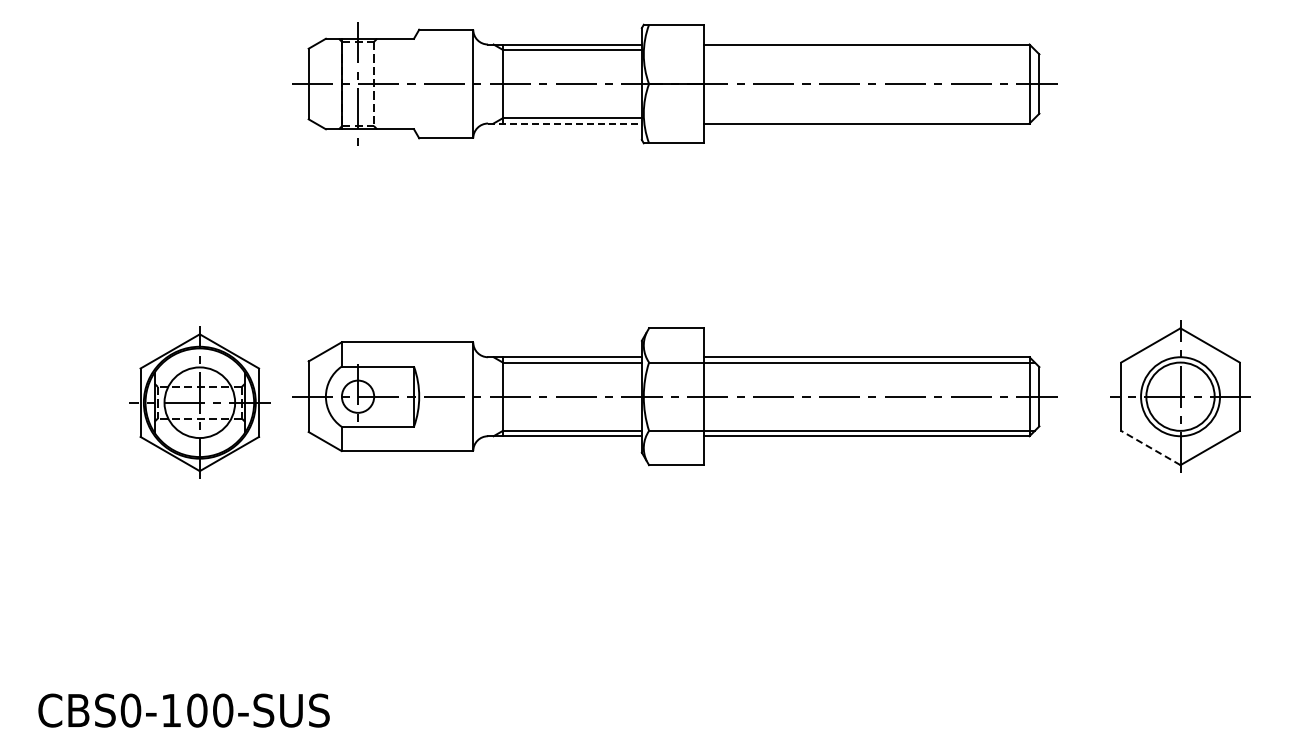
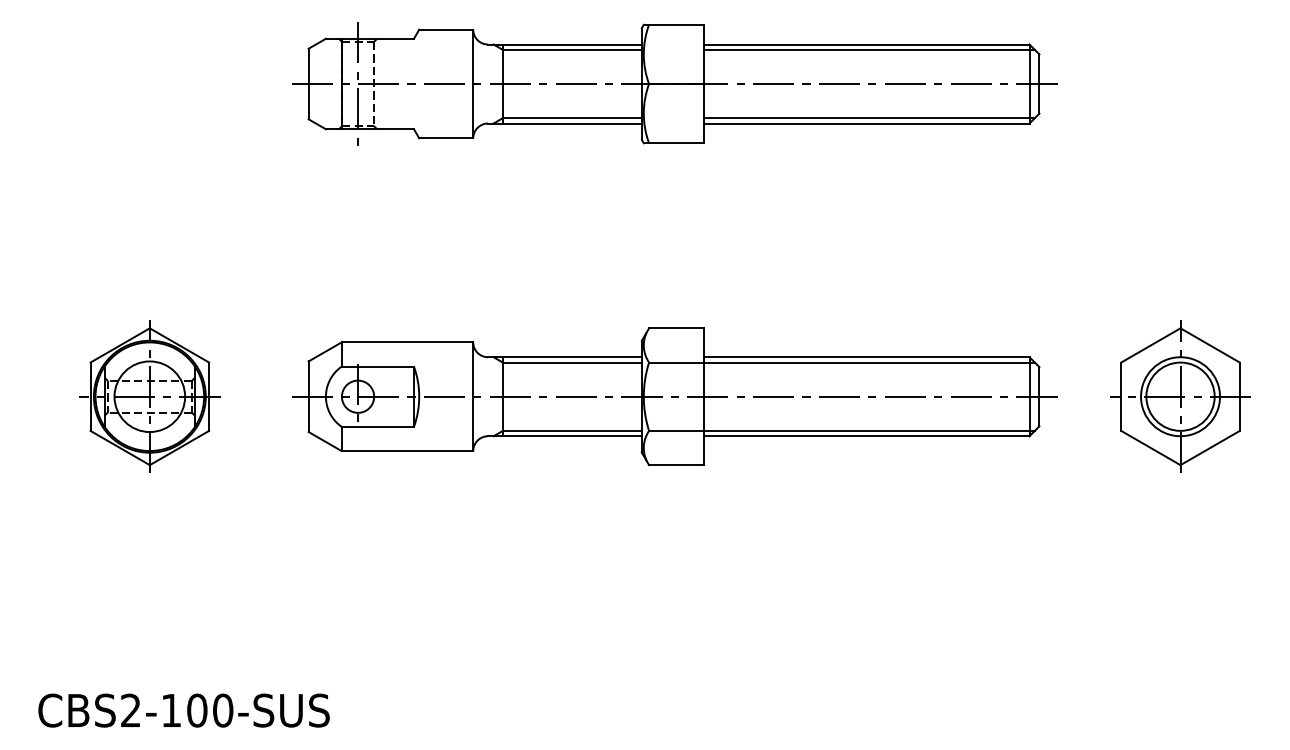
line: none -> present (869, 49)
line: none -> present (869, 118)
line: dashed -> solid (564, 123)
part position: (199, 402) -> (149, 396) (149, 396)
line: dashed -> solid (1150, 447)
text: CBS0-100-SUS -> CBS2-100-SUS (130, 710)
